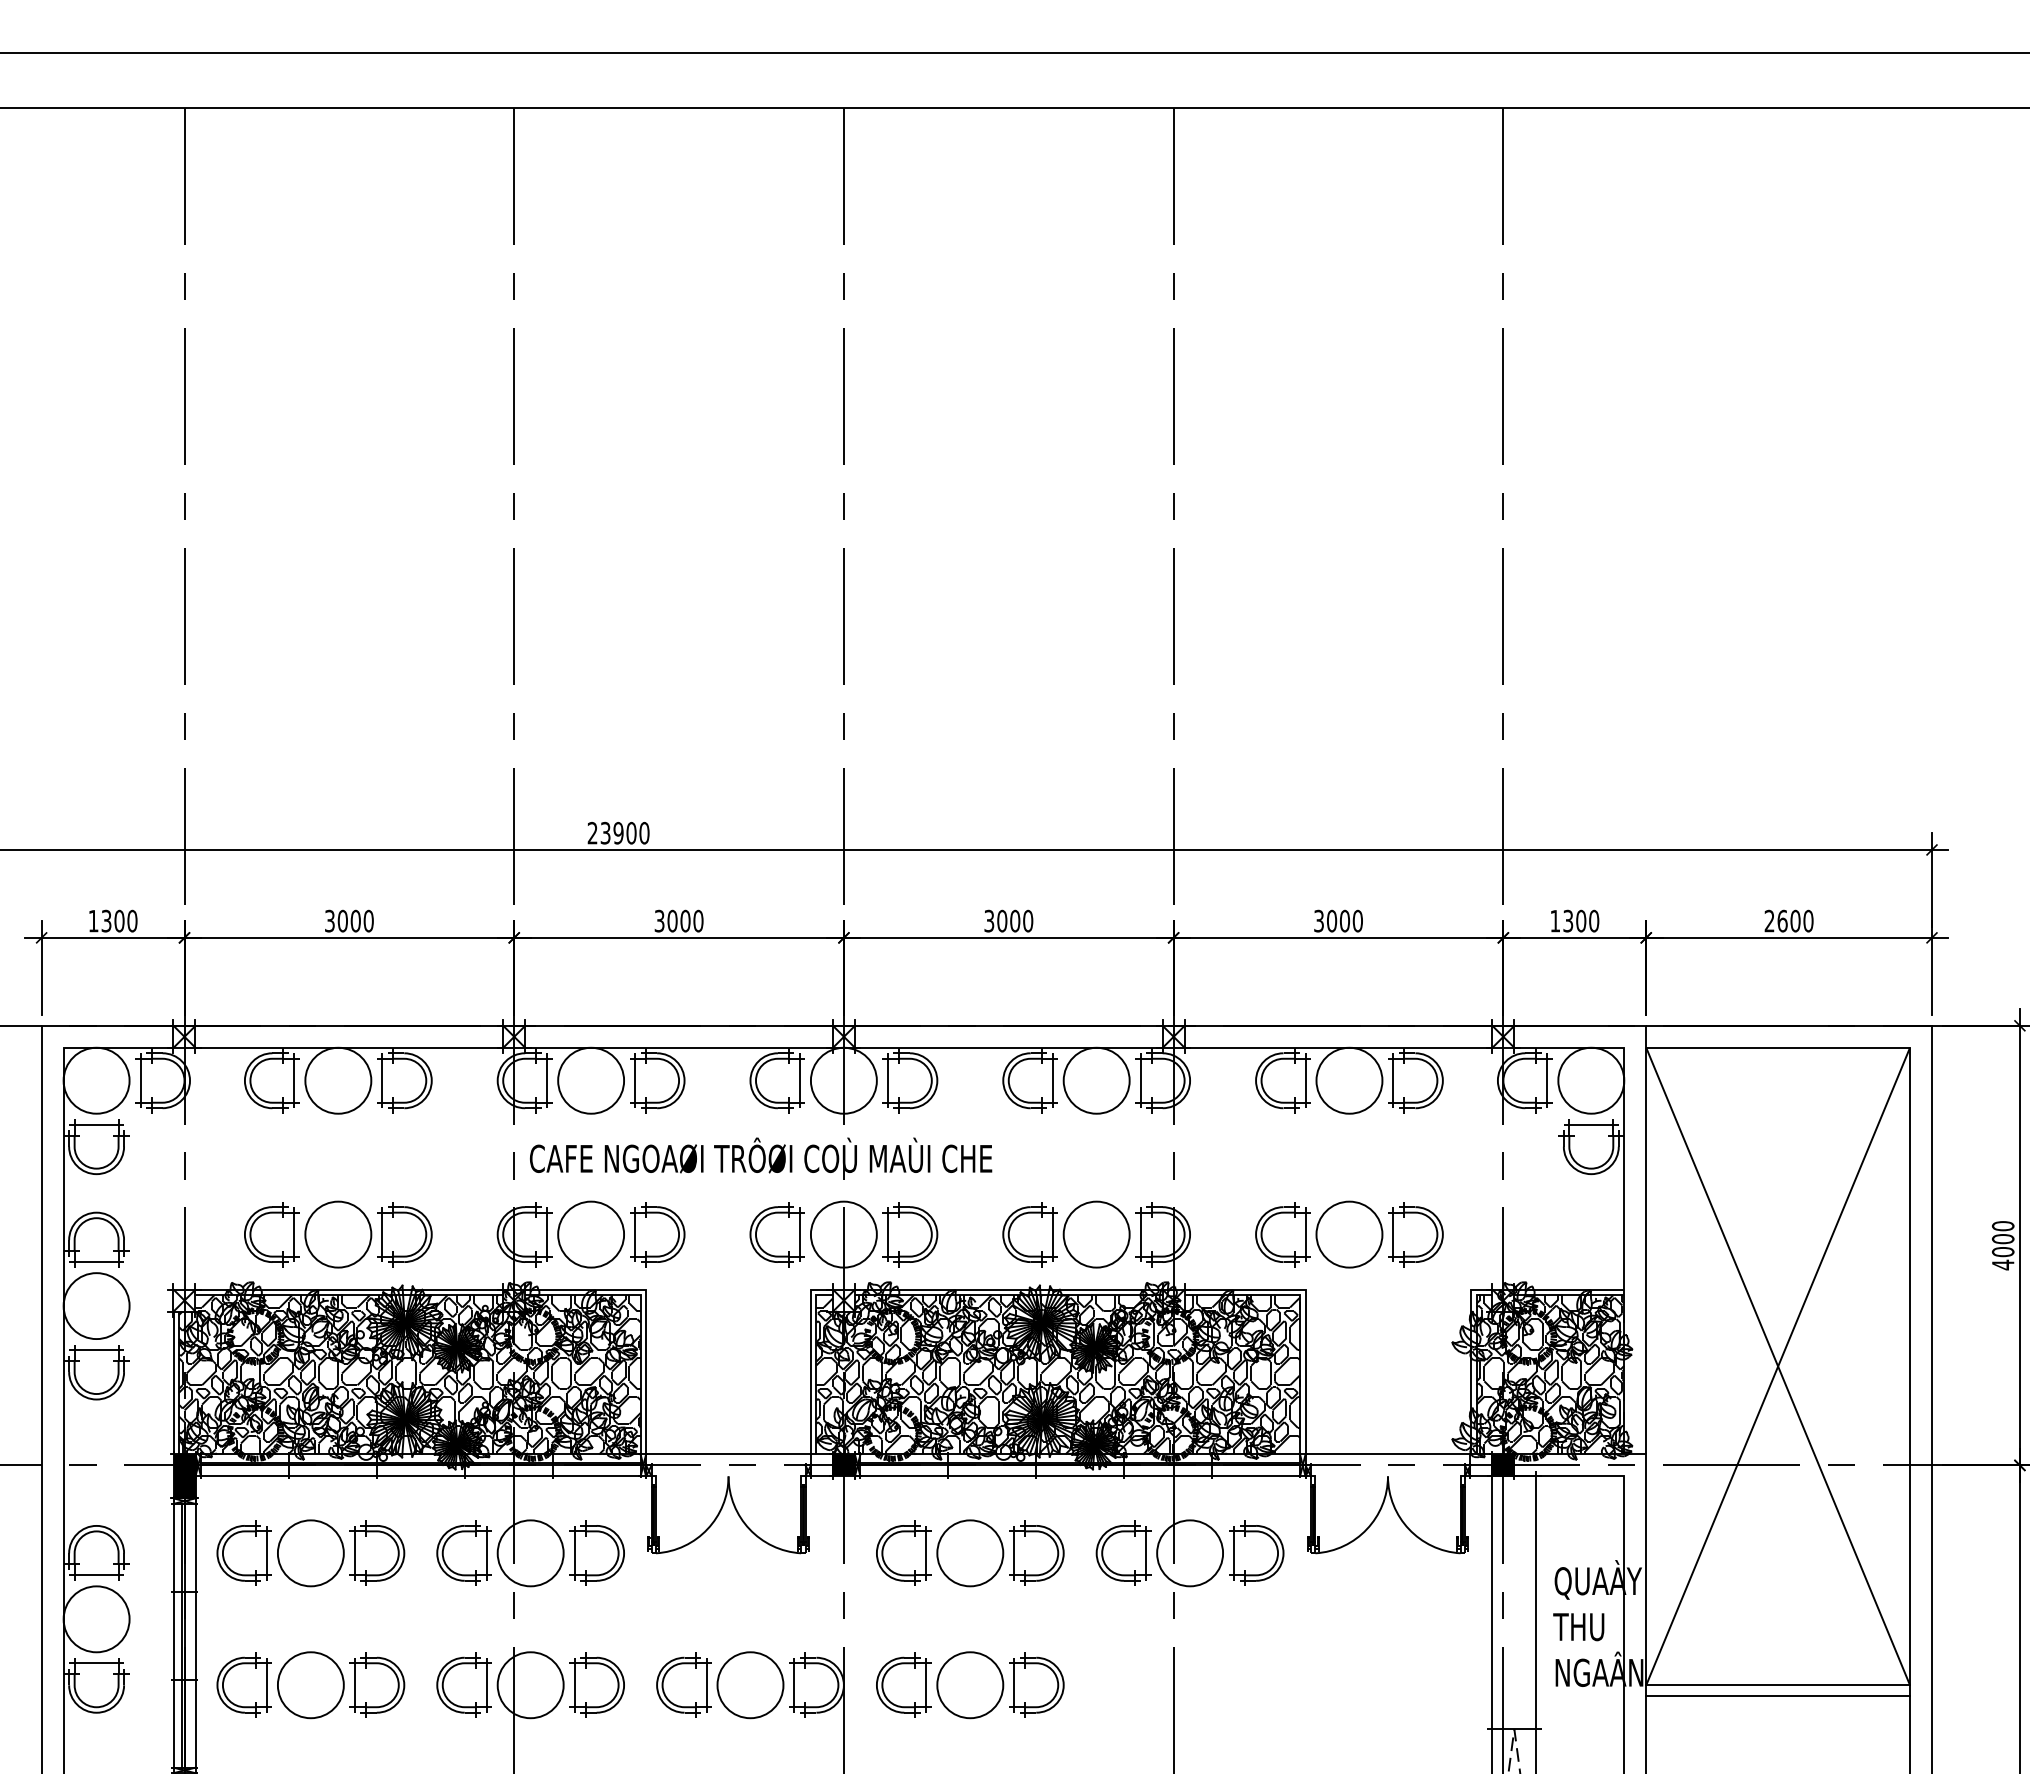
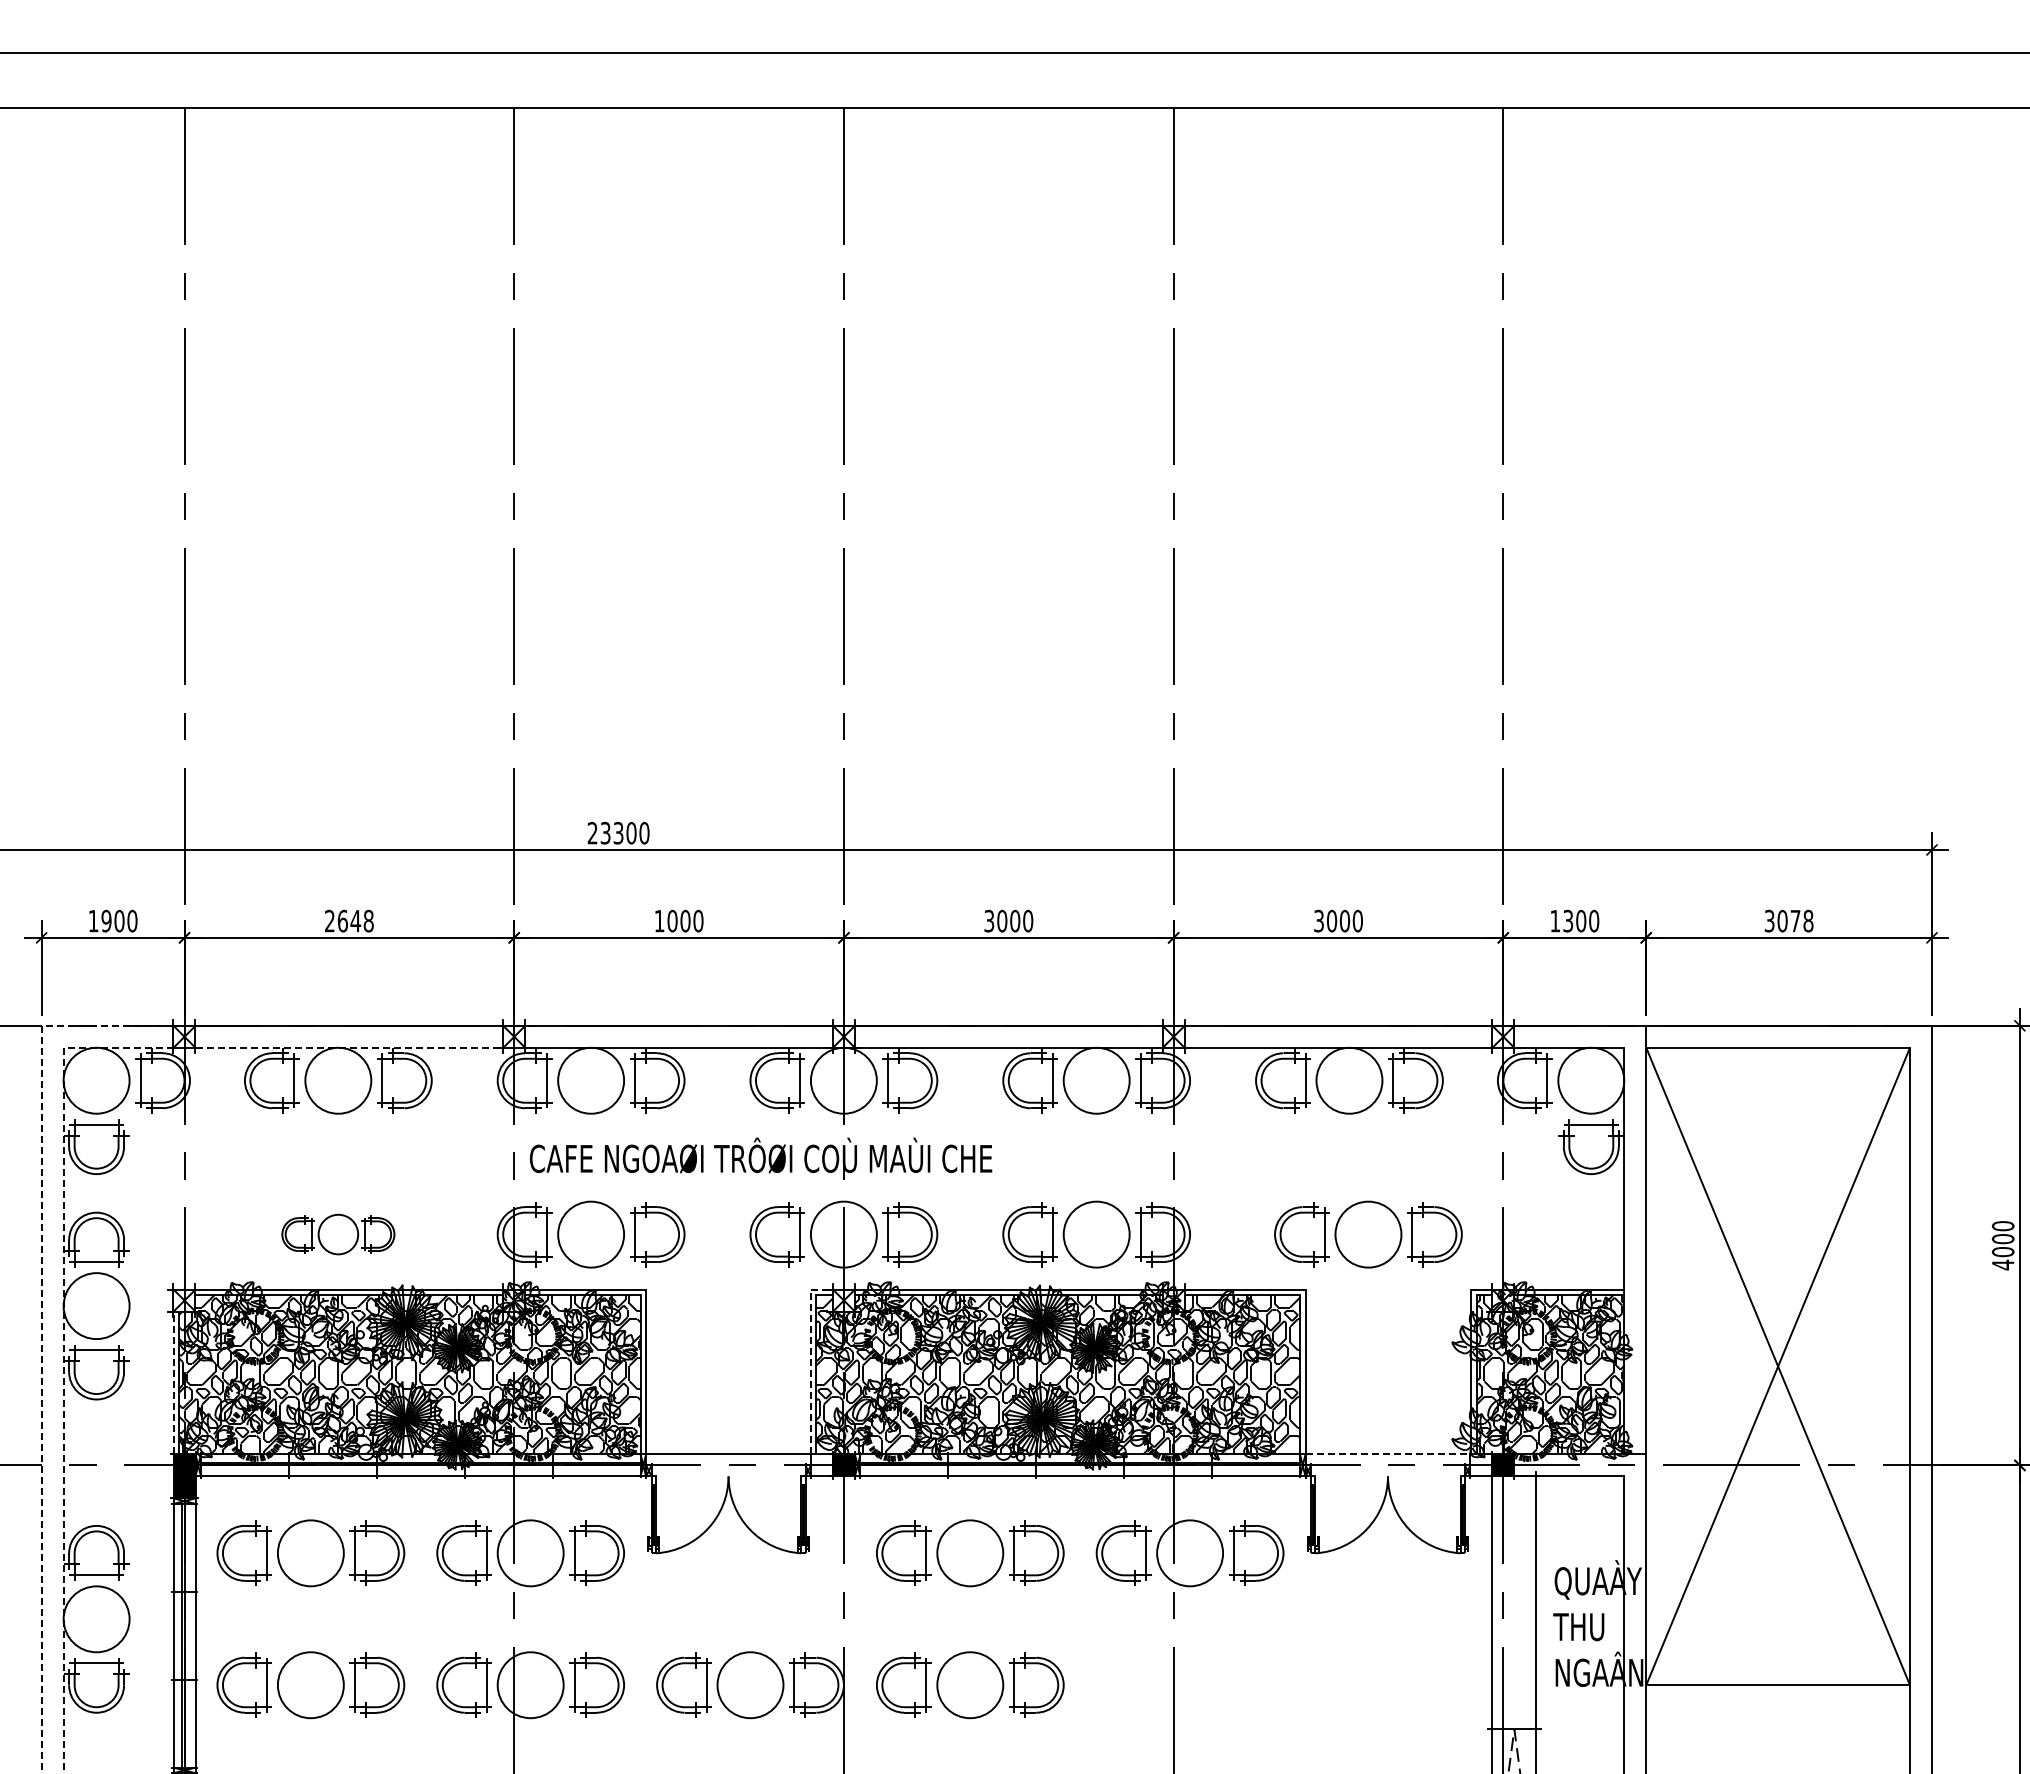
text: 23900 -> 23300 (618, 833)
text: 3000 -> 2648 (349, 920)
text: 3000 -> 1000 (659, 920)
text: 2600 -> 3078 (1788, 920)
text: 1300 -> 1900 (106, 921)
line: solid -> dashed (349, 1047)
part size: 189x69 px -> 115x43 px (338, 1234)
part position: (1349, 1234) -> (1368, 1234) (1368, 1234)
line: solid -> dashed (41, 1333)
line: solid -> dashed (63, 1355)
line: solid -> dashed (810, 1360)
line: solid -> dashed (173, 1382)
line: solid -> dashed (1388, 1454)
line: present -> none (1778, 1696)
